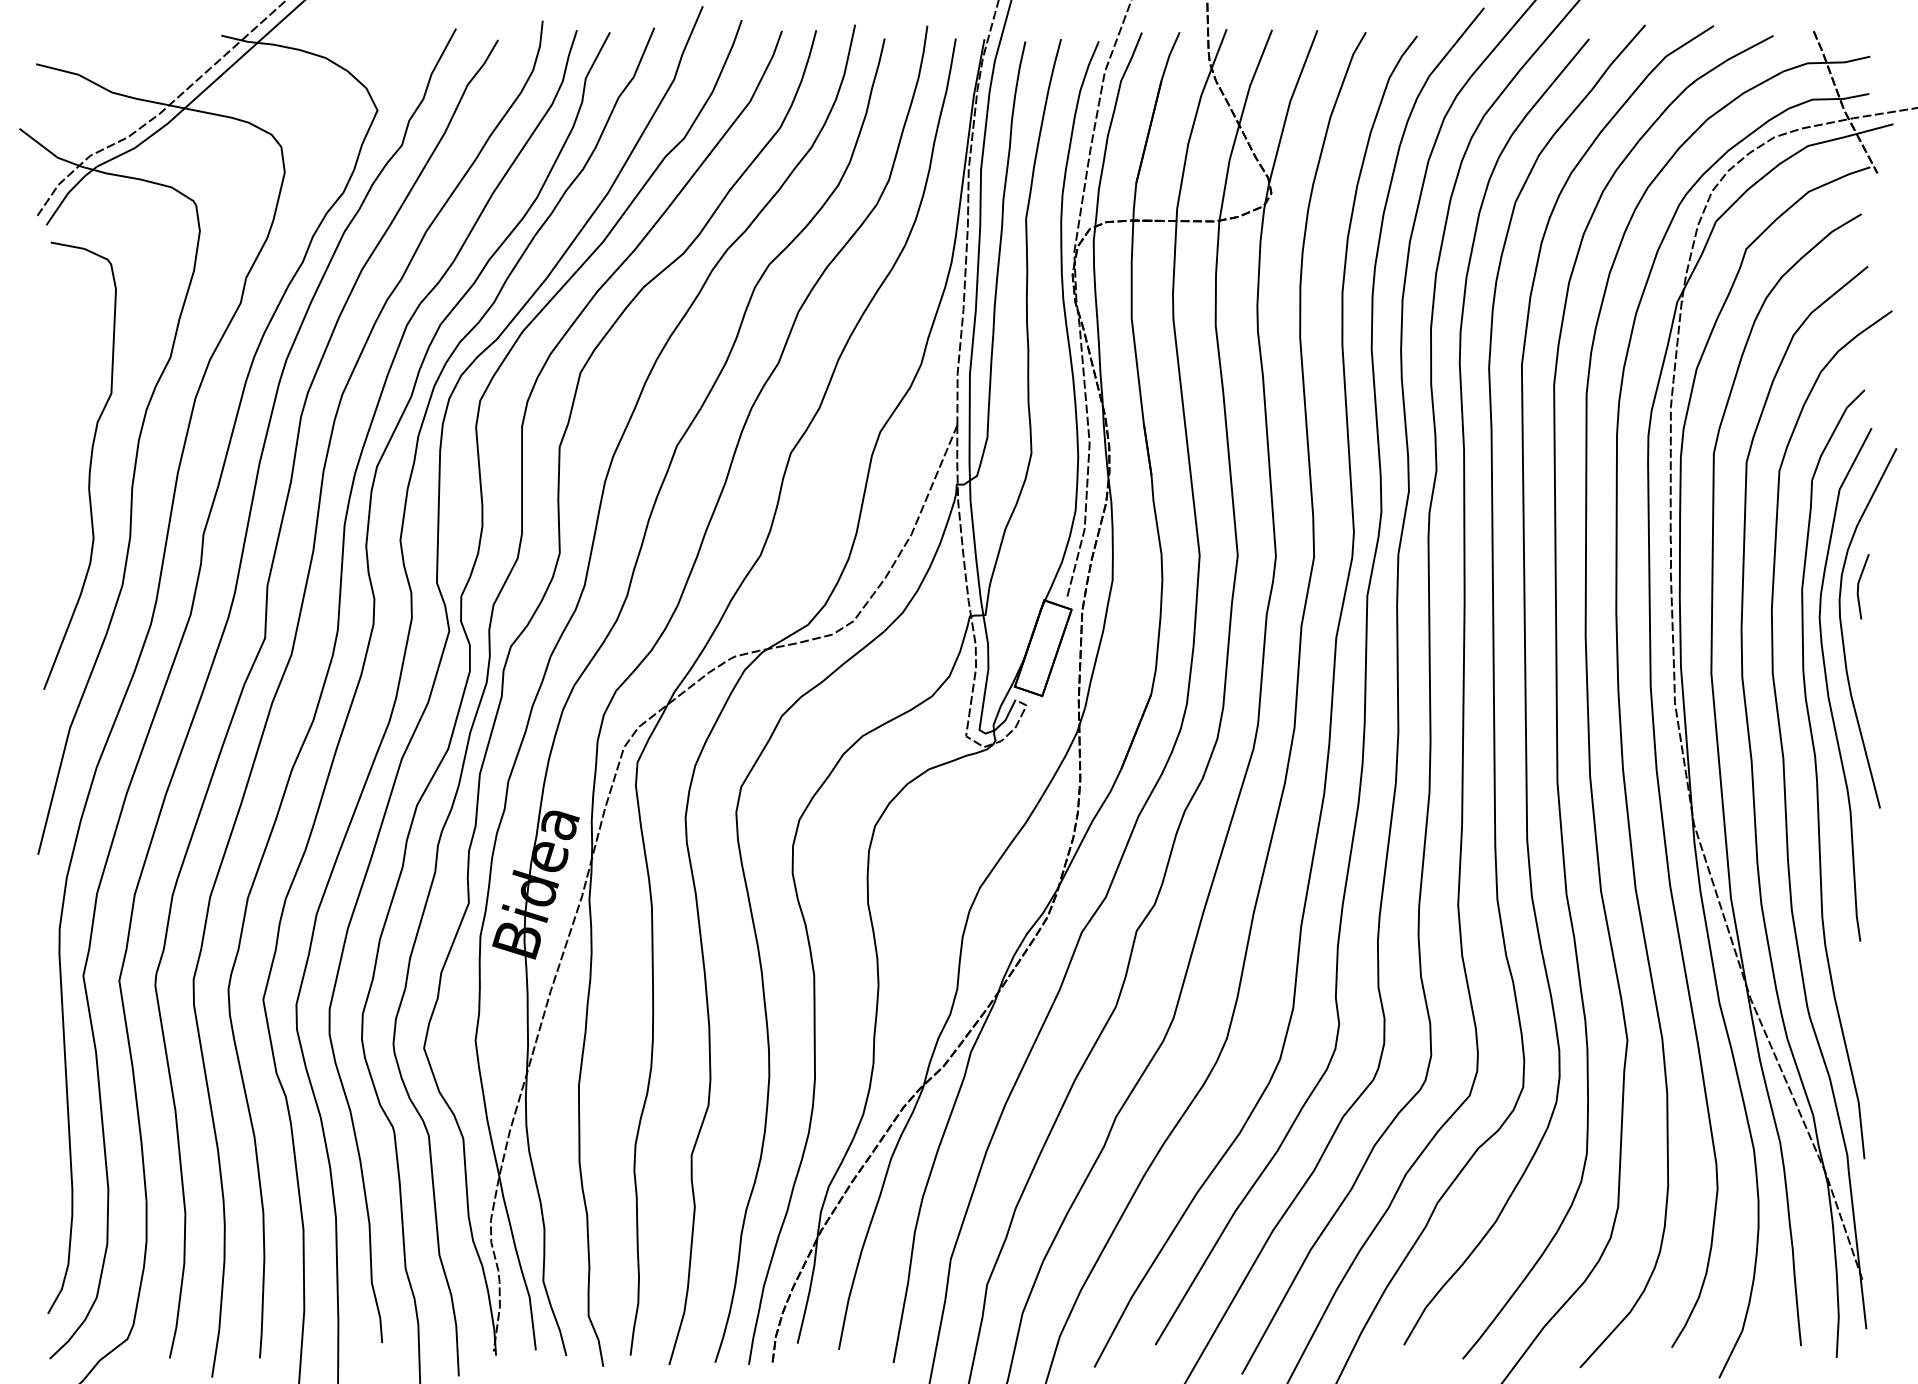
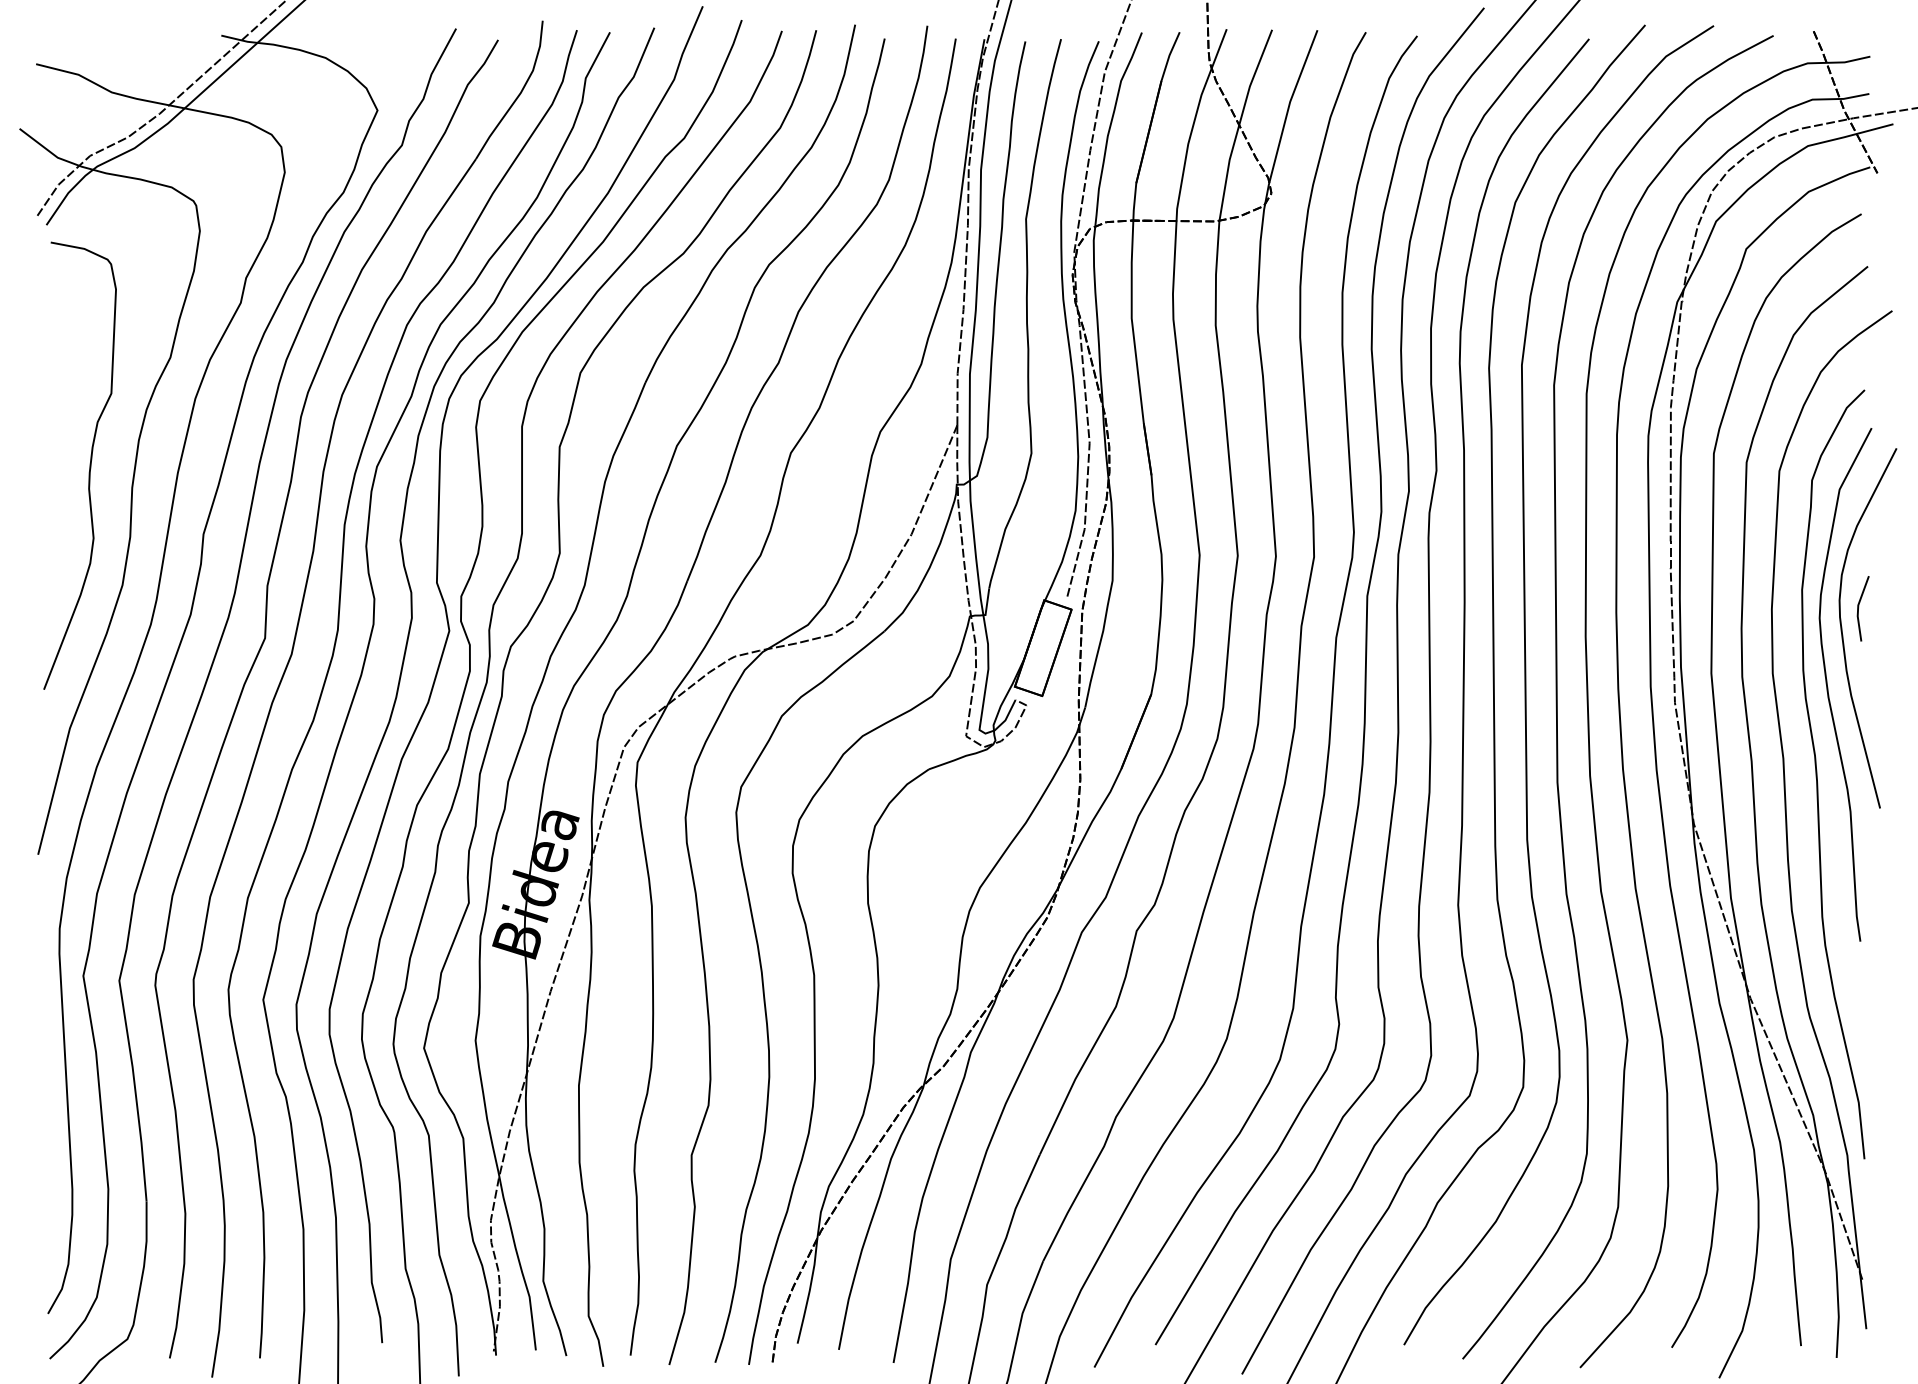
line position: (1859, 585) -> (1859, 607) (1859, 607)
